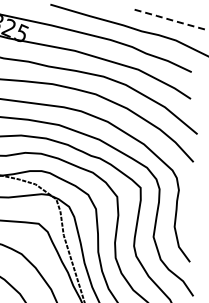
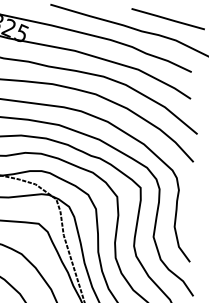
line: dashed -> solid (168, 19)
